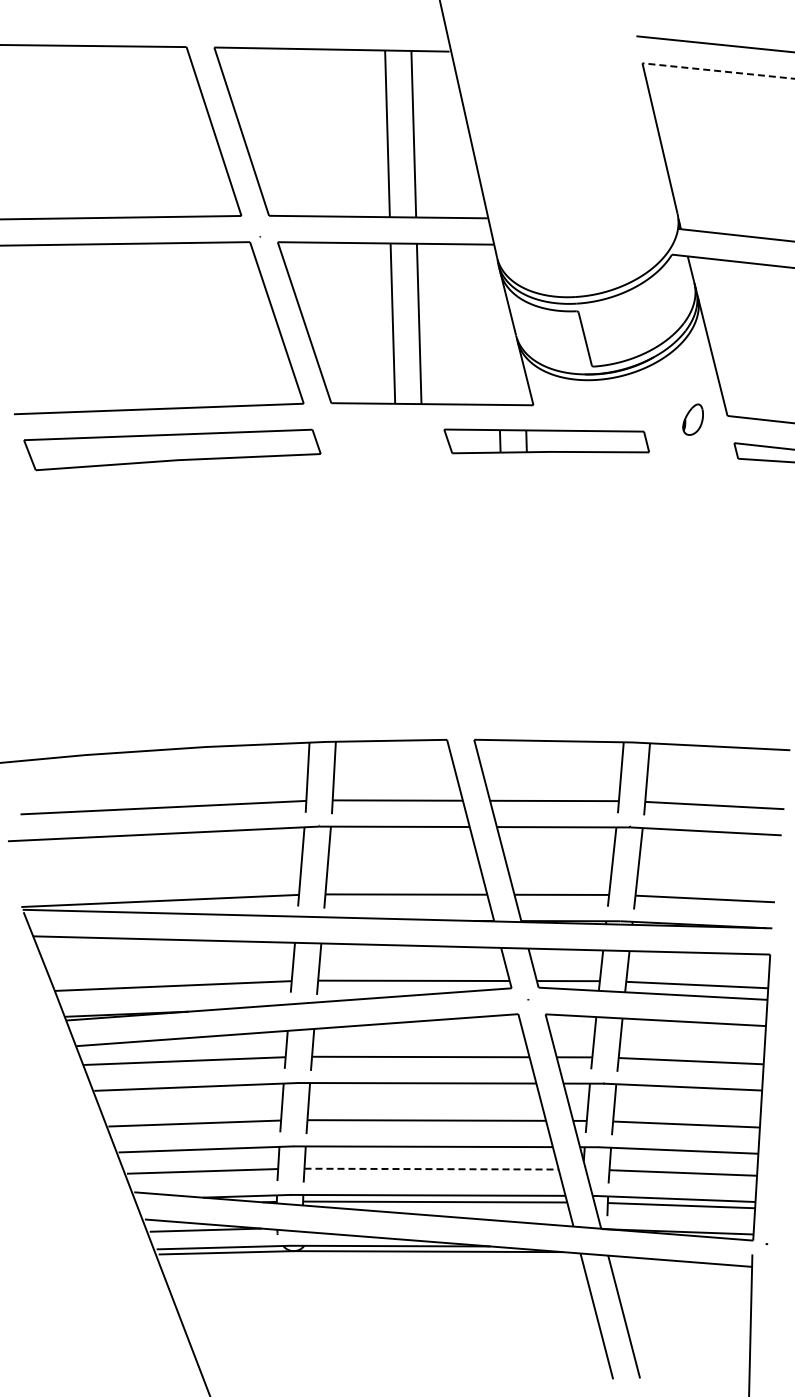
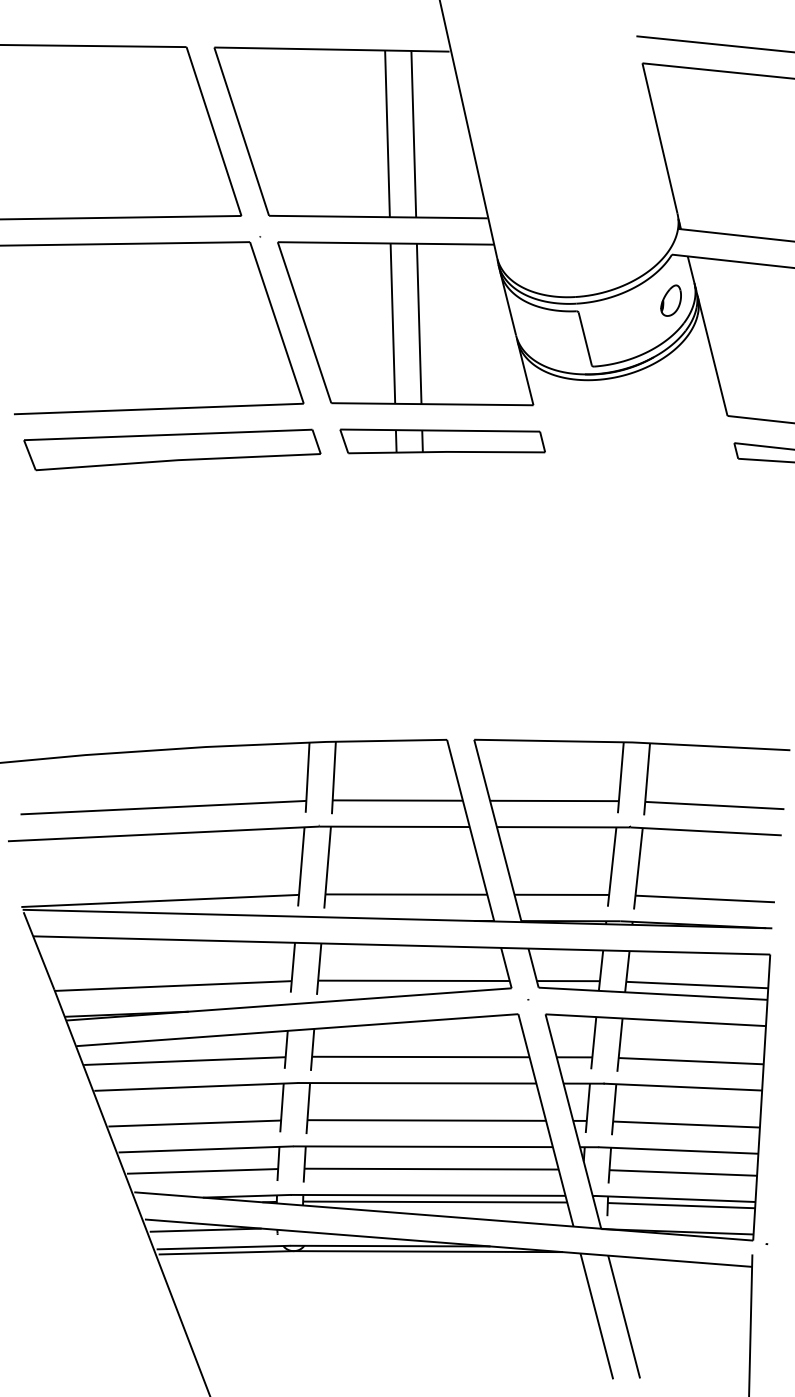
line: dashed -> solid (717, 70)
part position: (692, 419) -> (670, 300) (670, 300)
part position: (546, 441) -> (442, 441) (442, 441)
line: dashed -> solid (432, 1169)
